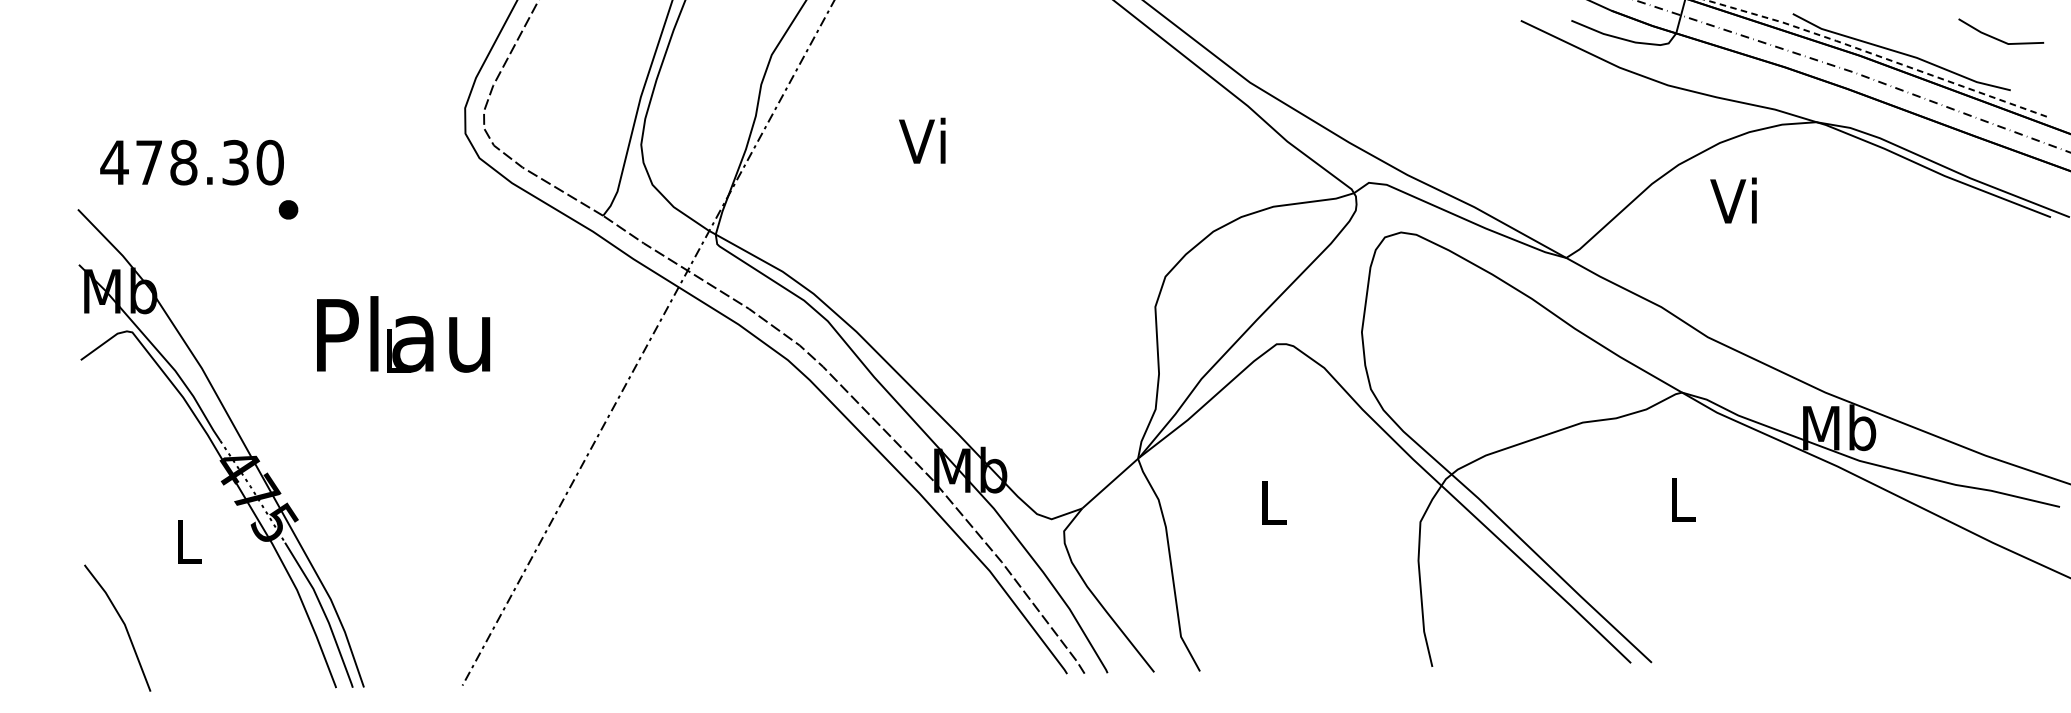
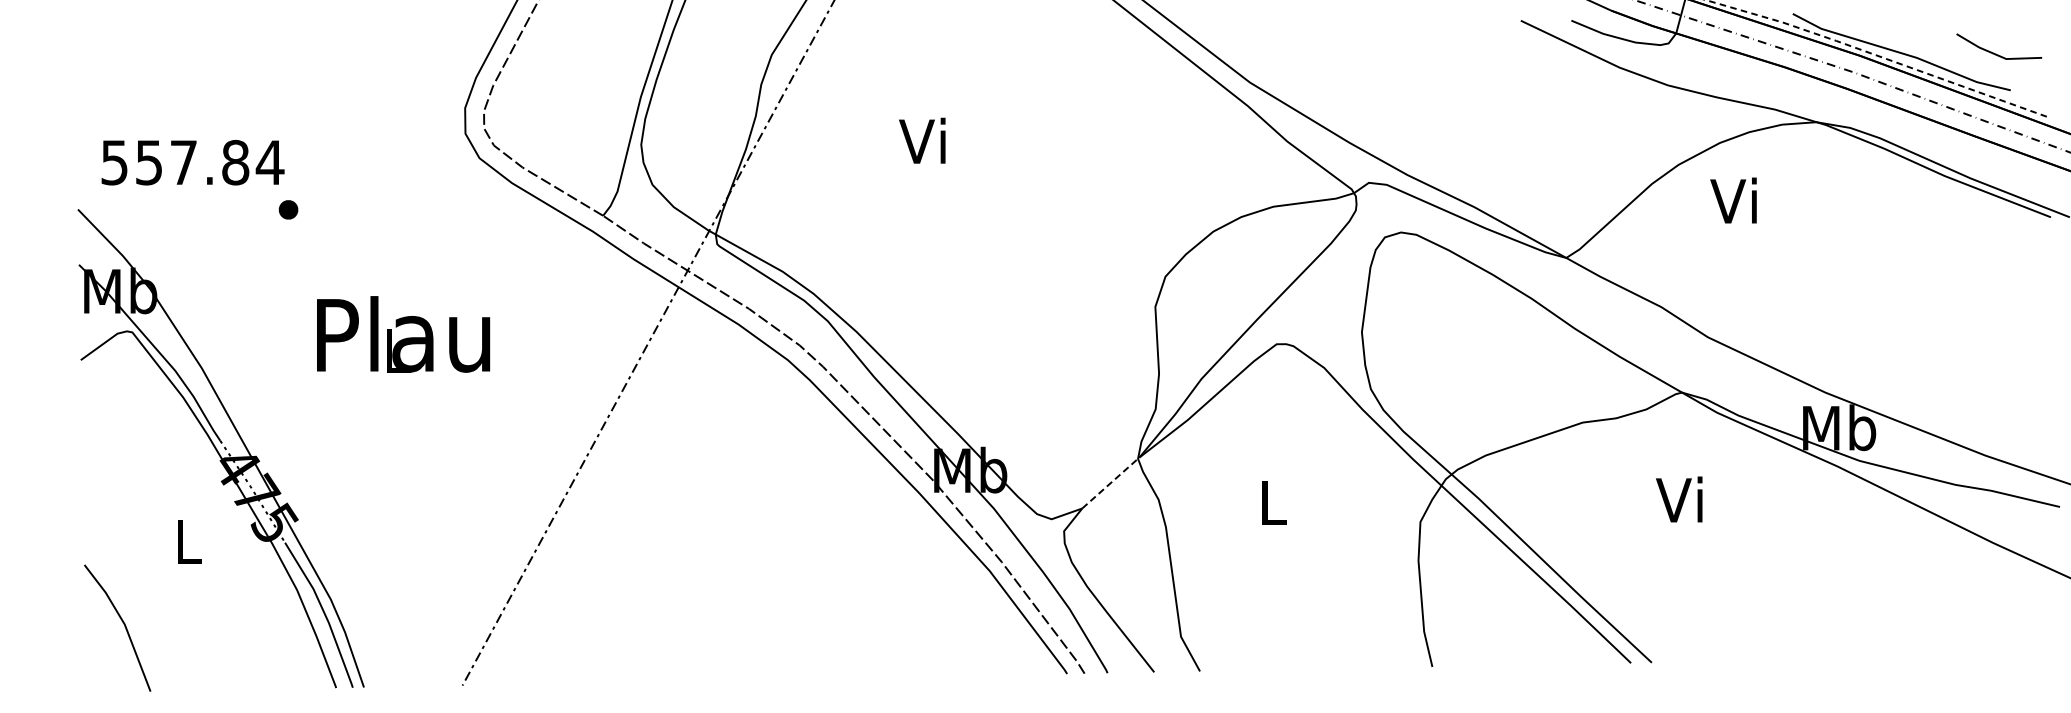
line position: (1998, 38) -> (1996, 53) (1996, 53)
text: 478.30 -> 557.84 (192, 162)
line: solid -> dashed (1111, 482)
text: L -> Vi (1679, 499)
